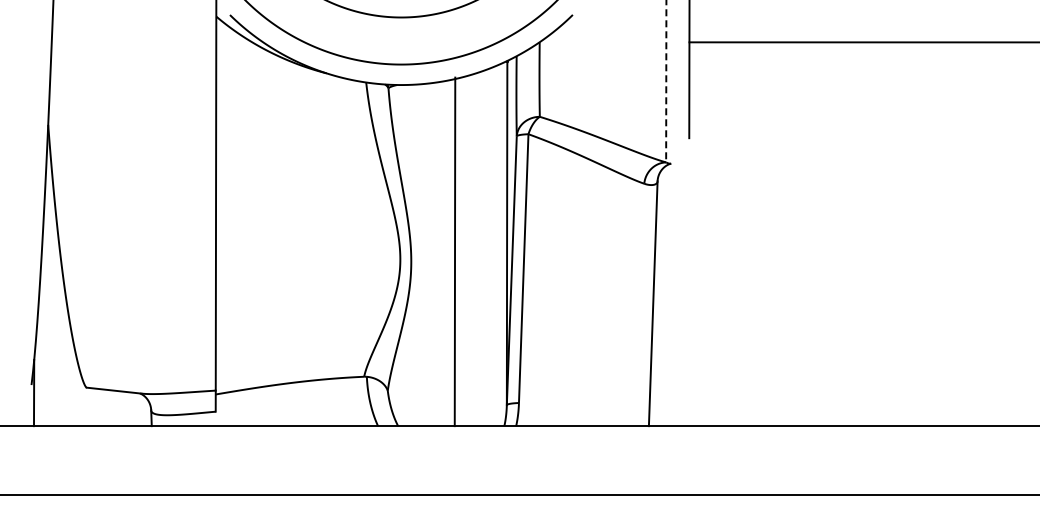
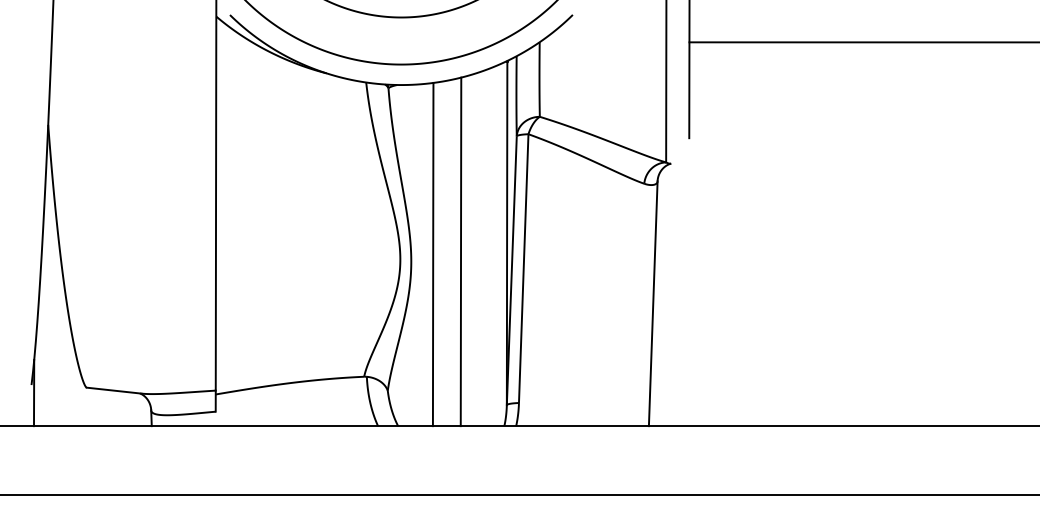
line: dashed -> solid (666, 81)
line position: (454, 251) -> (460, 251) (460, 251)
line: none -> present (432, 254)
